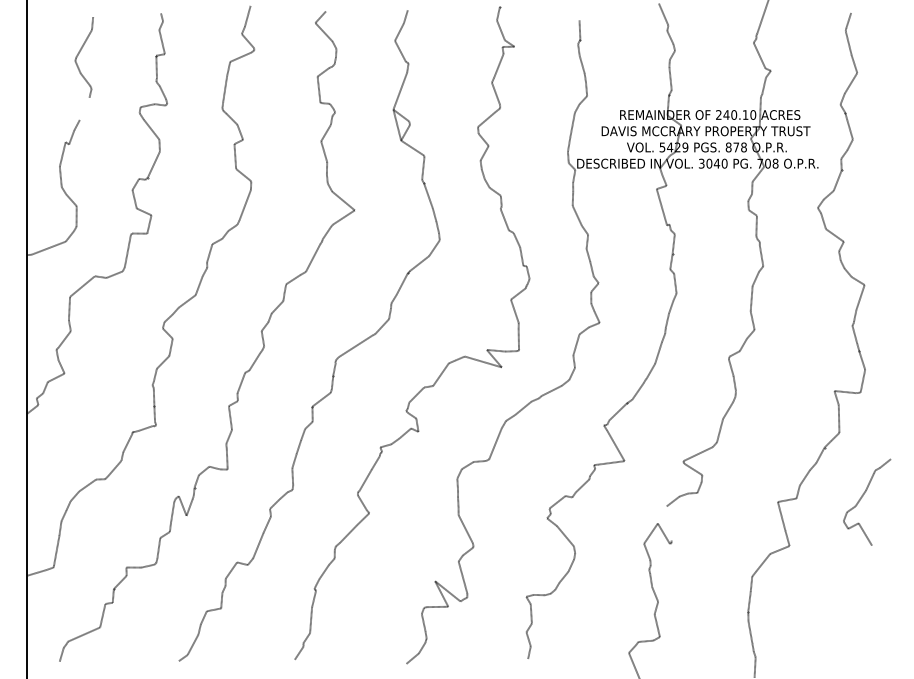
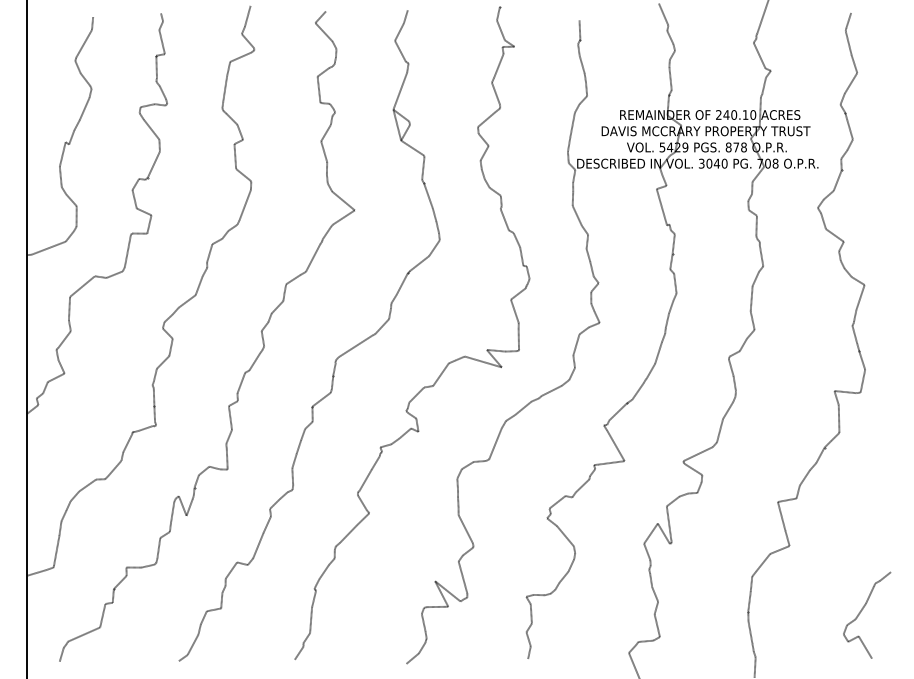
line: none -> present (84, 108)
part position: (861, 499) -> (861, 612) (861, 612)
line: none -> present (668, 523)
